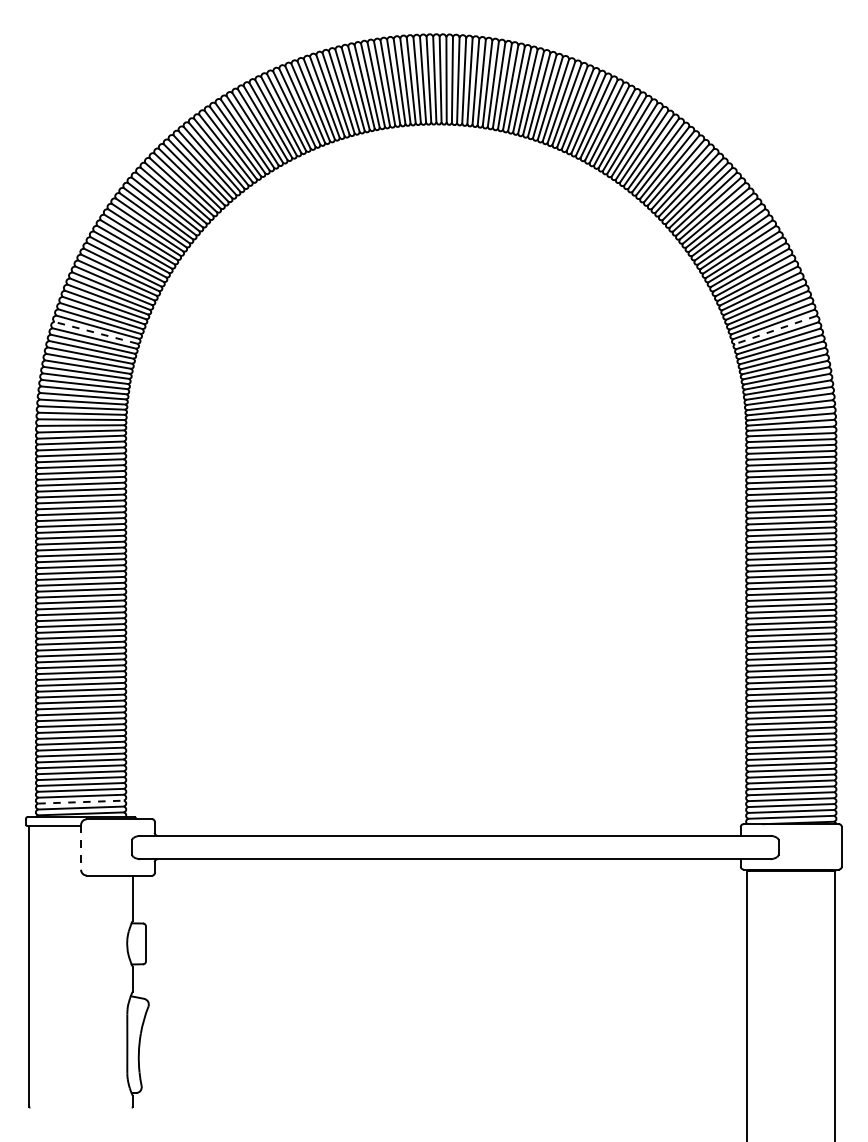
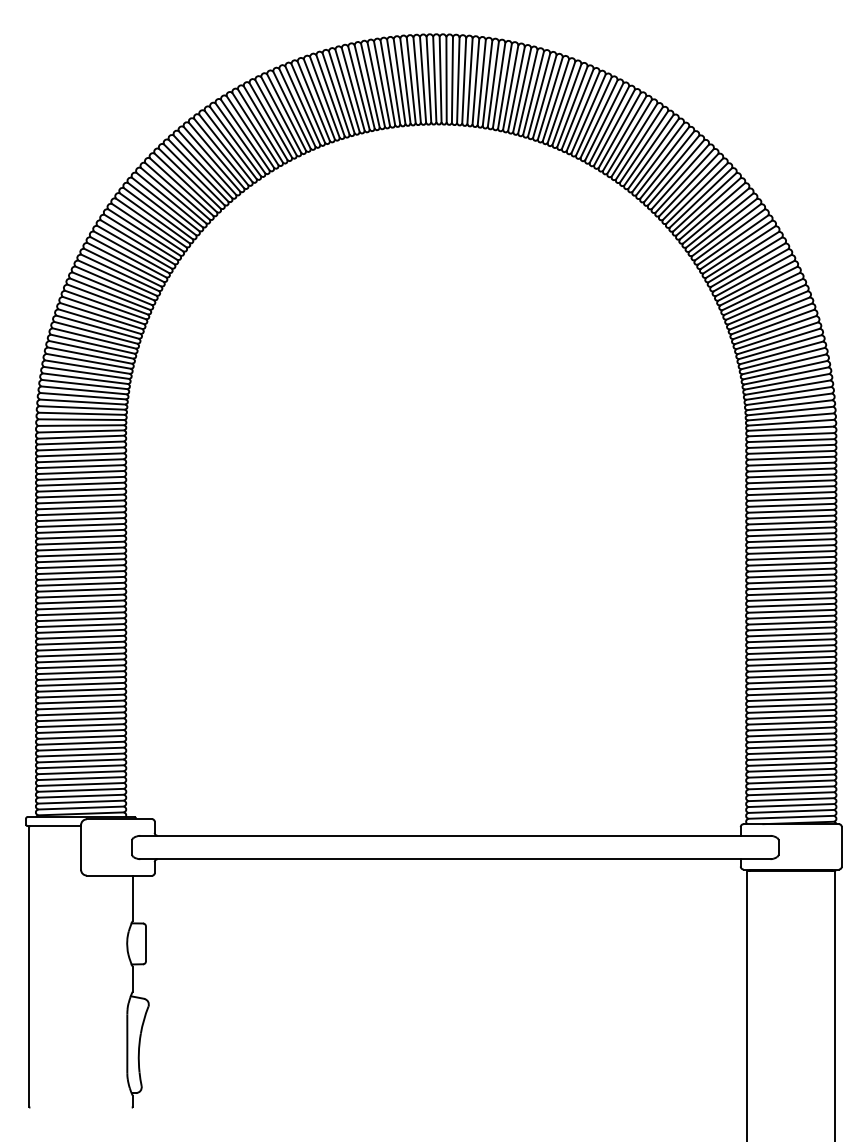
line: dashed -> solid (775, 330)
line: dashed -> solid (95, 332)
line: dashed -> solid (81, 802)
line: dashed -> solid (81, 847)
